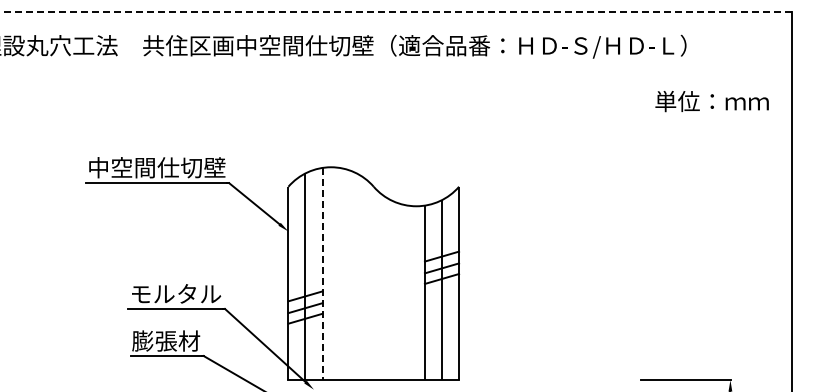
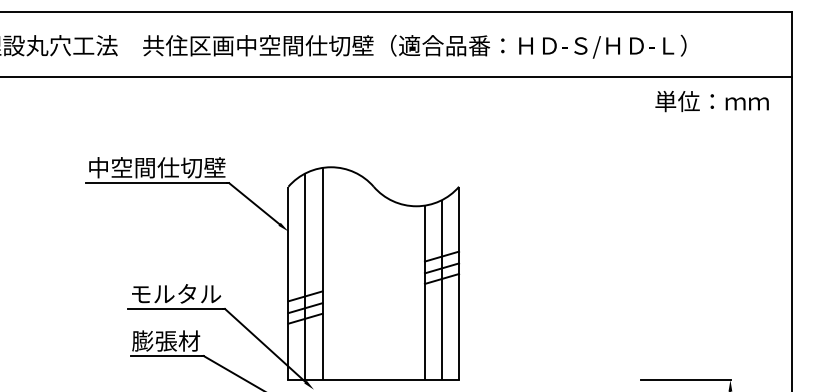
line: dashed -> solid (395, 11)
line: none -> present (396, 76)
line: dashed -> solid (322, 274)
